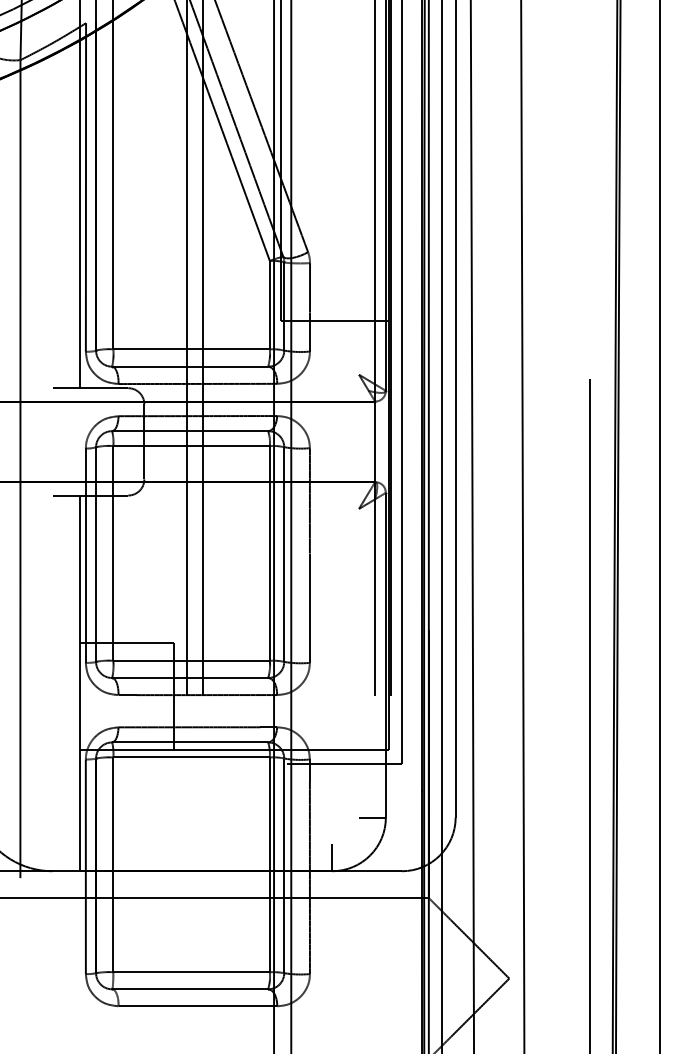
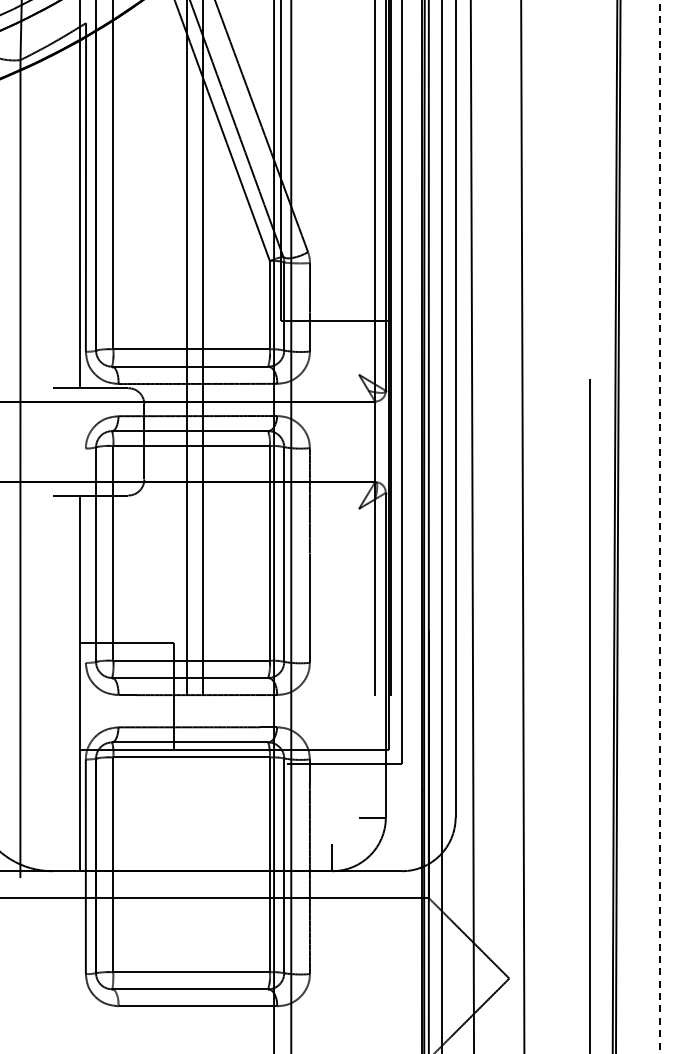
line: solid -> dashed (659, 526)
line: present -> none (85, 555)
